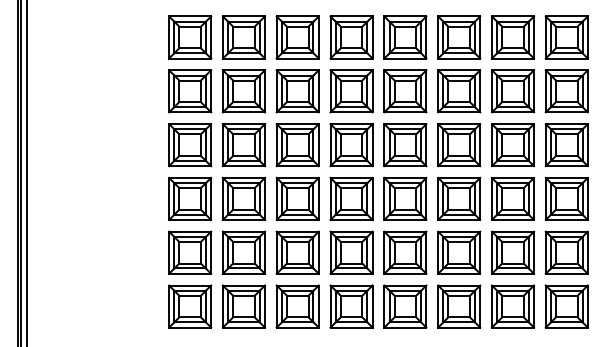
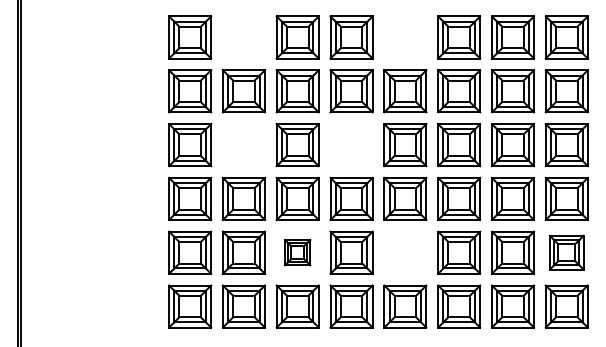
part: present -> none (243, 37)
part: present -> none (405, 37)
part: present -> none (243, 145)
part: present -> none (351, 145)
line: present -> none (26, 172)
part size: 45x45 px -> 28x28 px (297, 252)
part: present -> none (405, 252)
part size: 45x45 px -> 37x37 px (566, 252)
